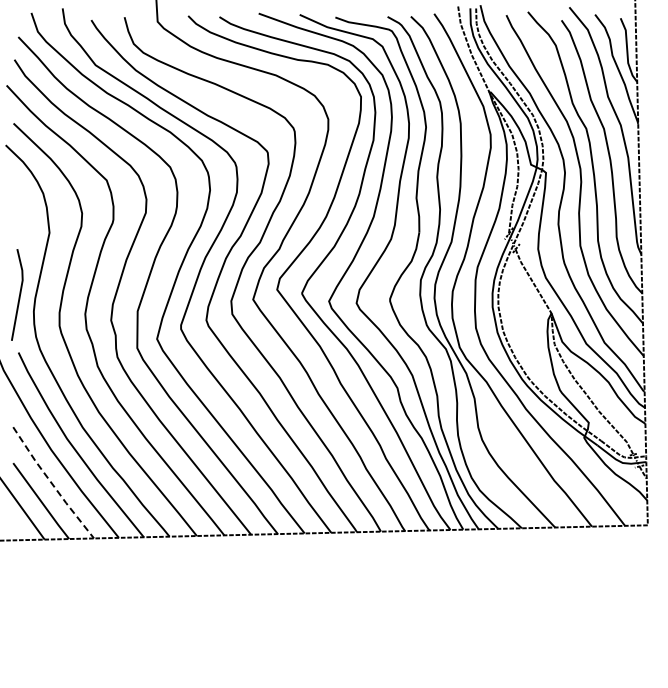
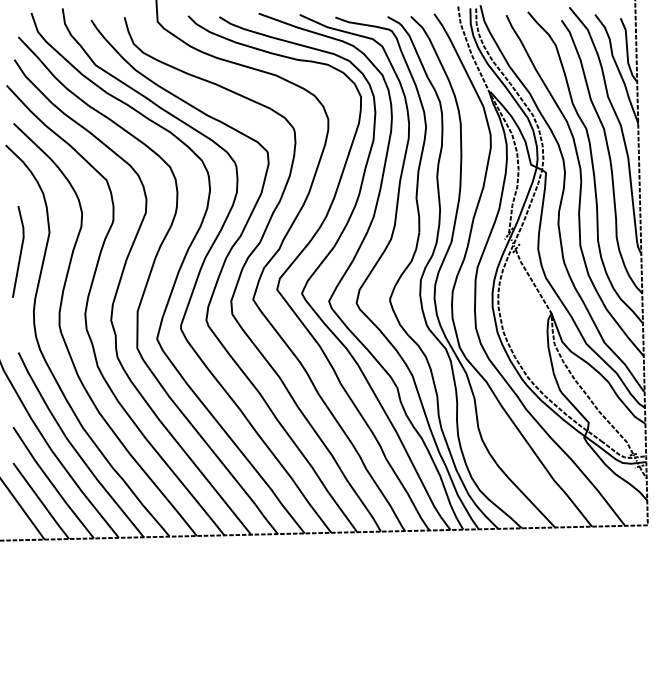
line position: (19, 294) -> (20, 251) (20, 251)
line: dashed -> solid (52, 484)
